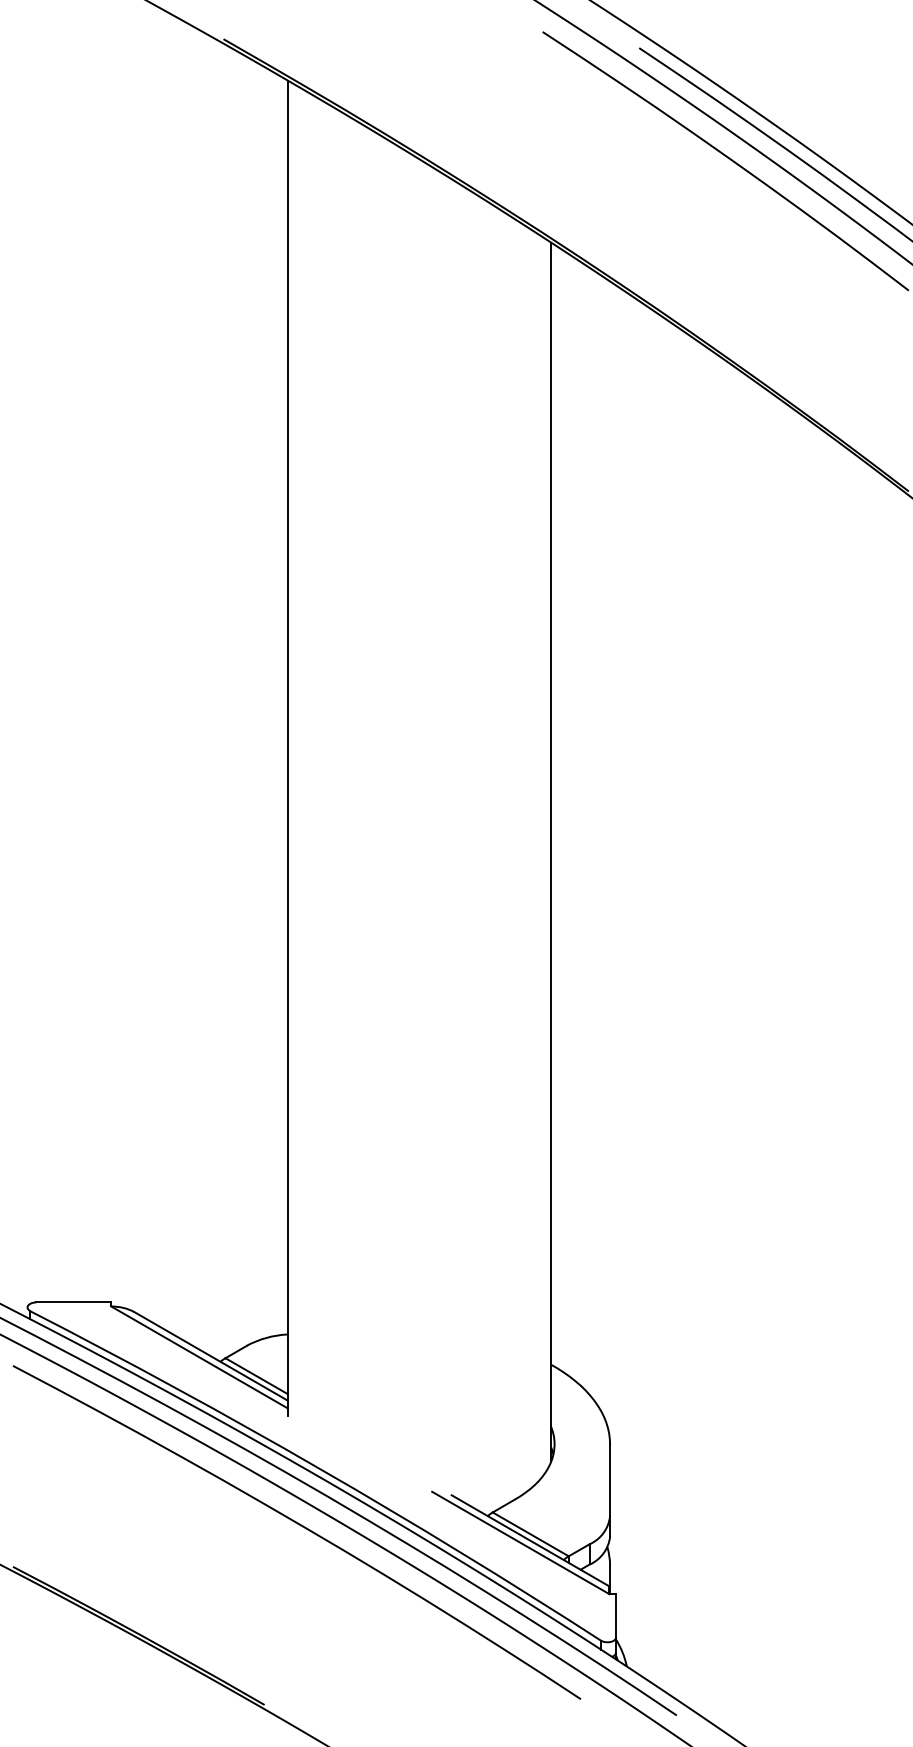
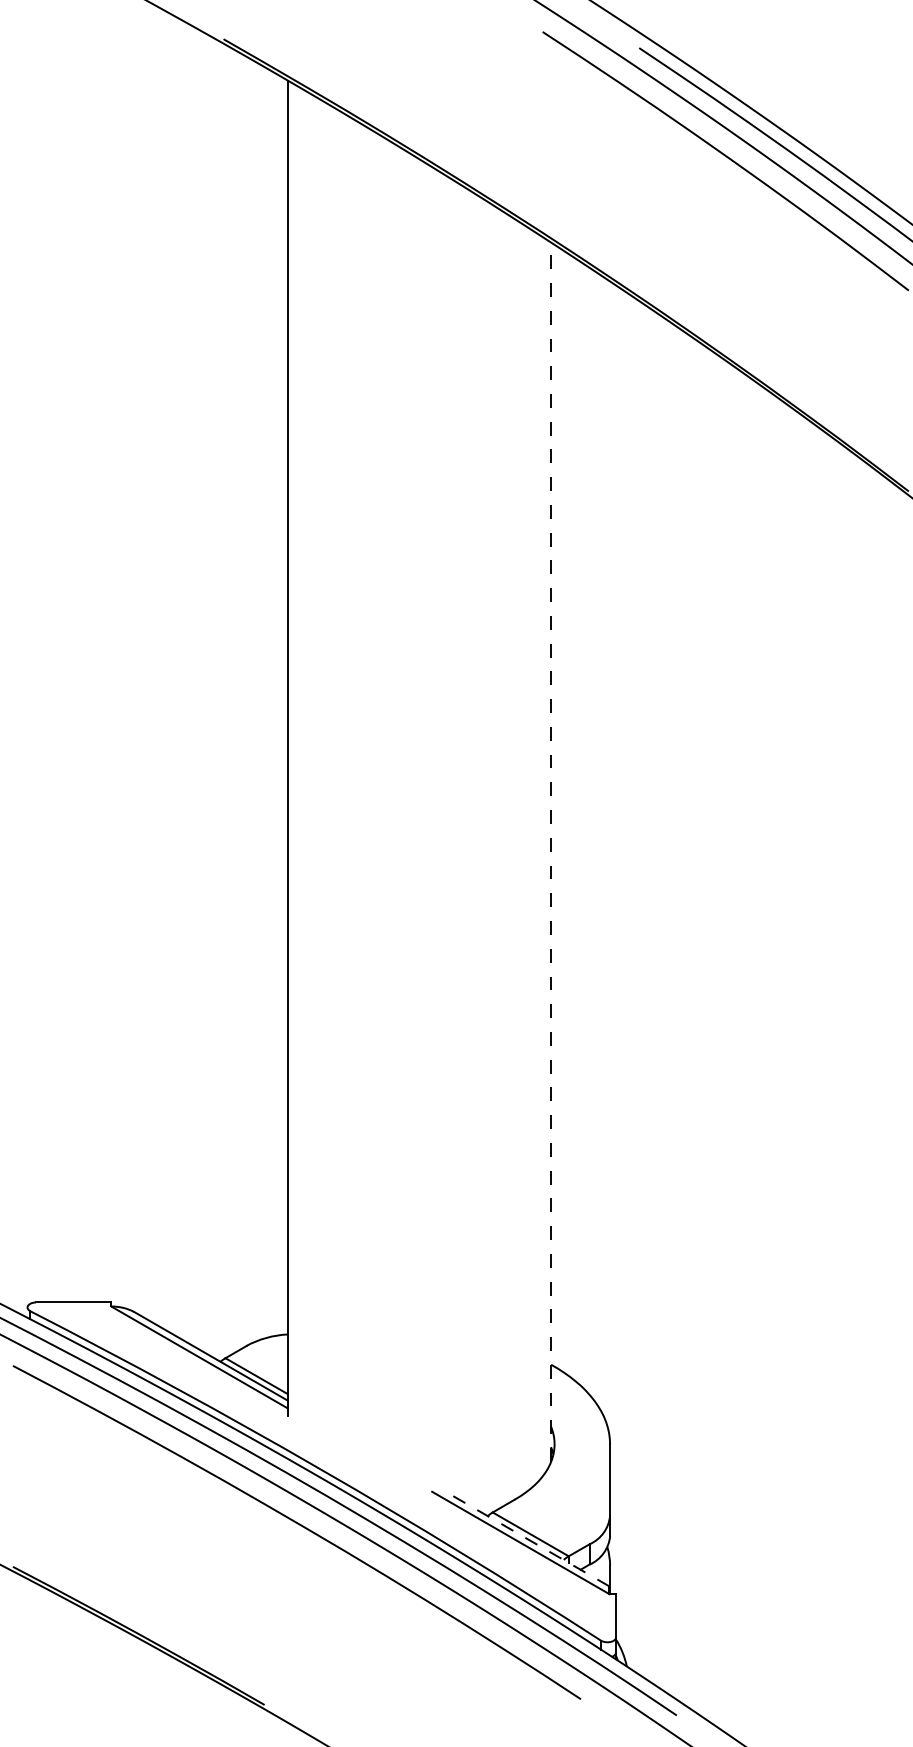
line: solid -> dashed (551, 852)
line: solid -> dashed (530, 1540)
